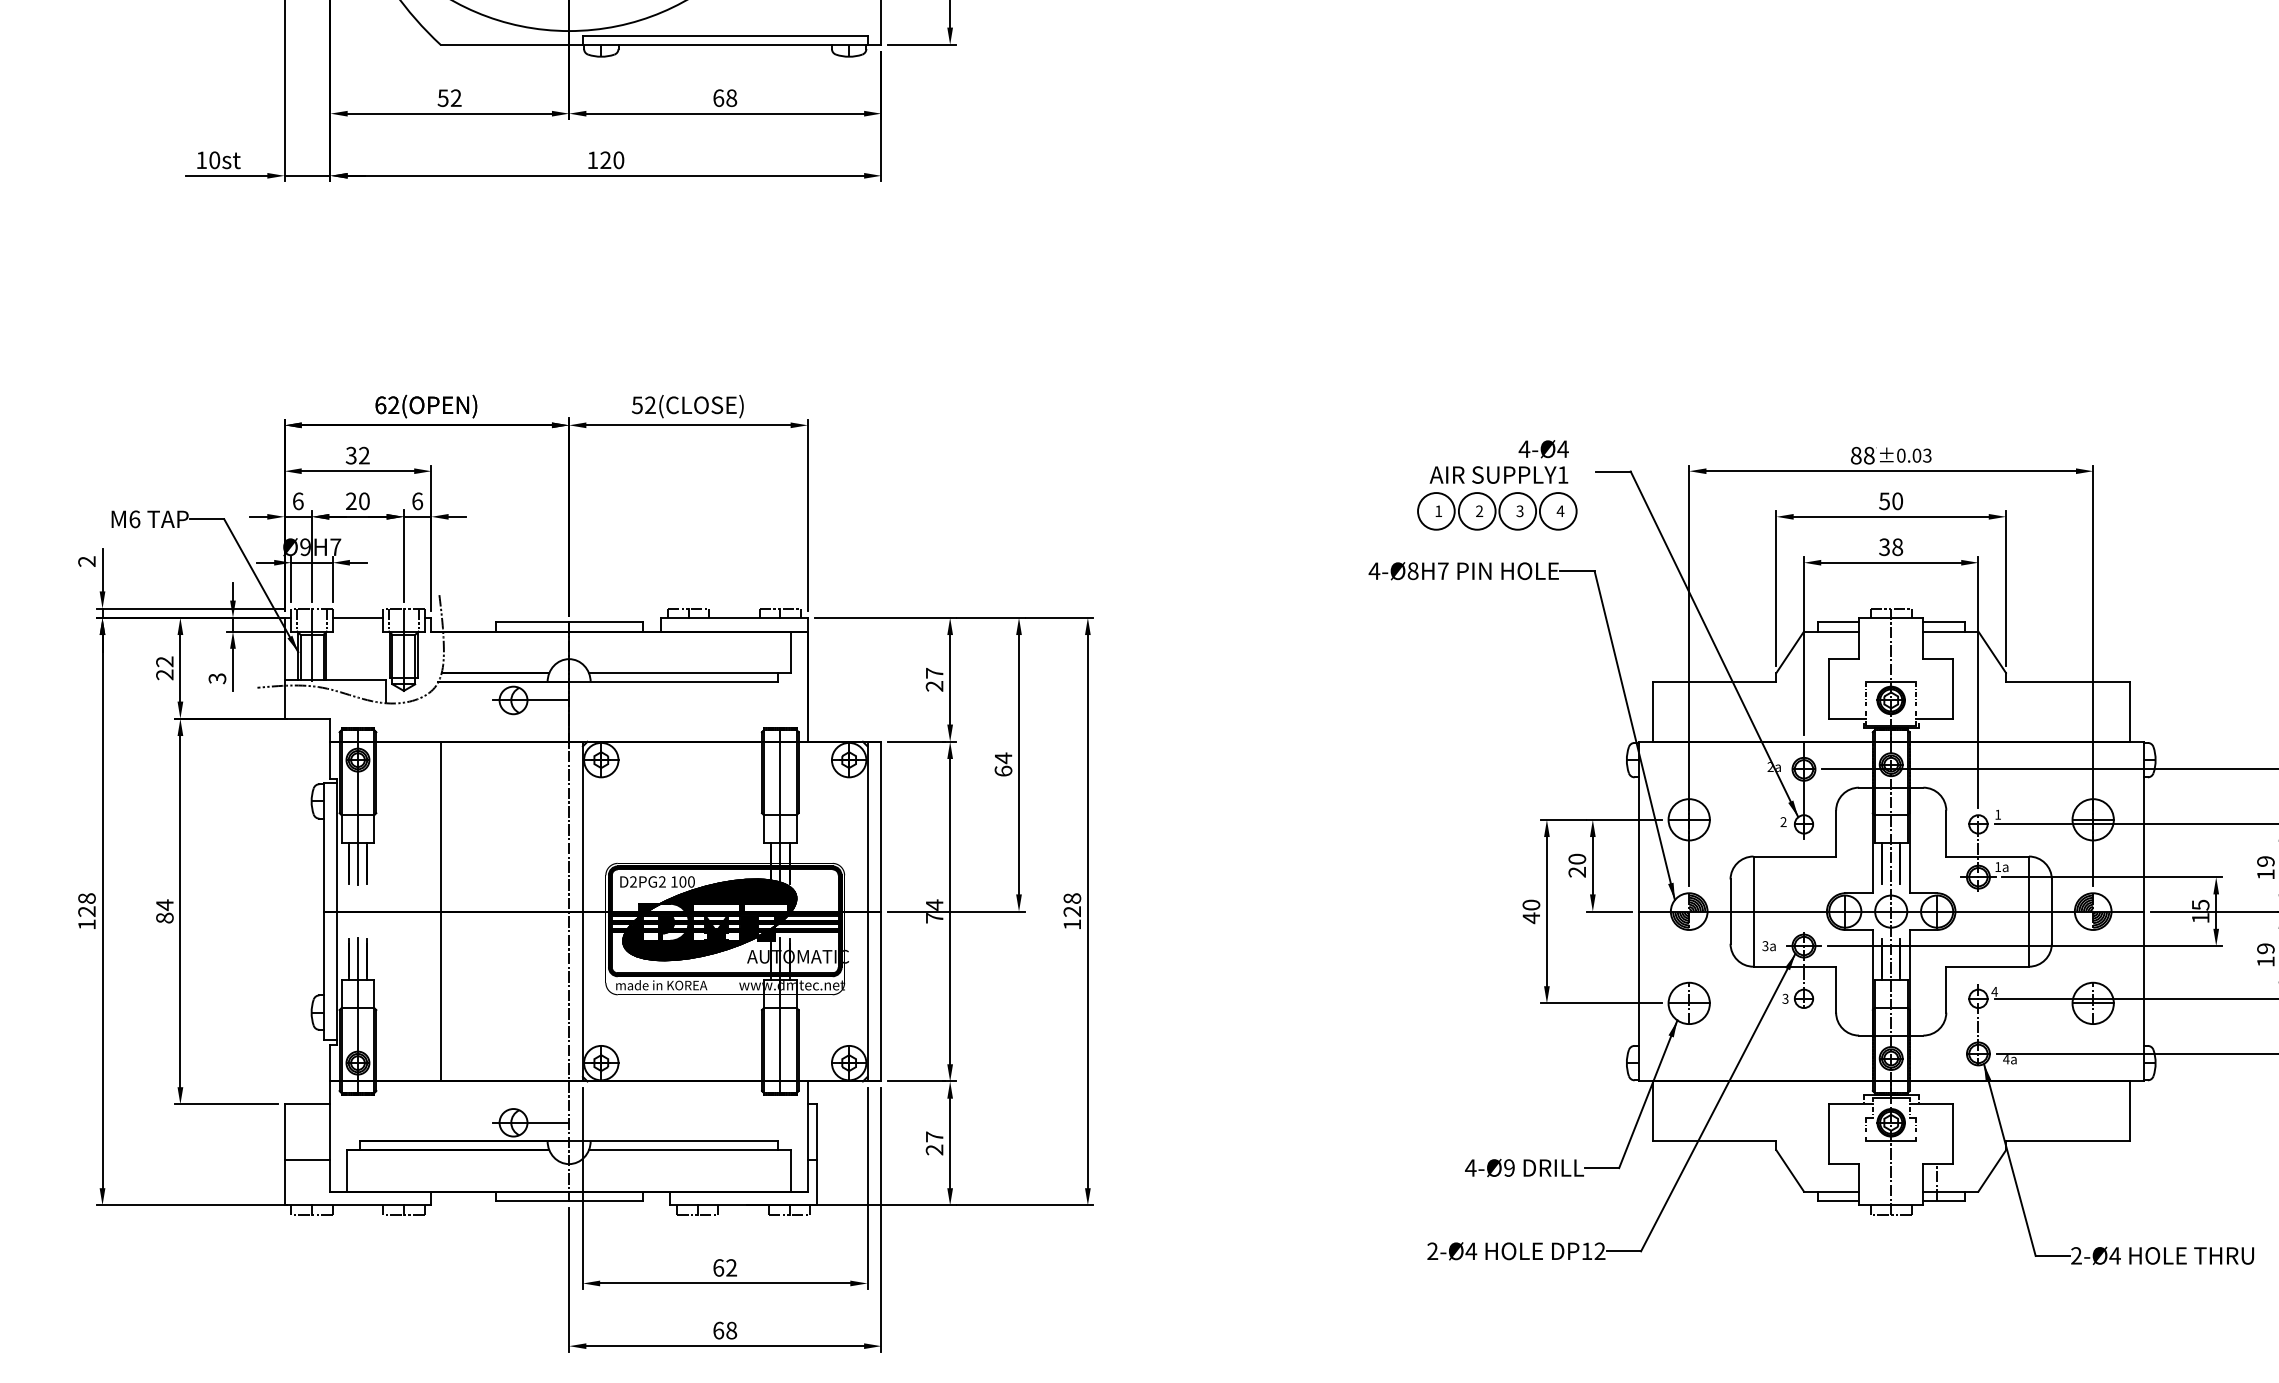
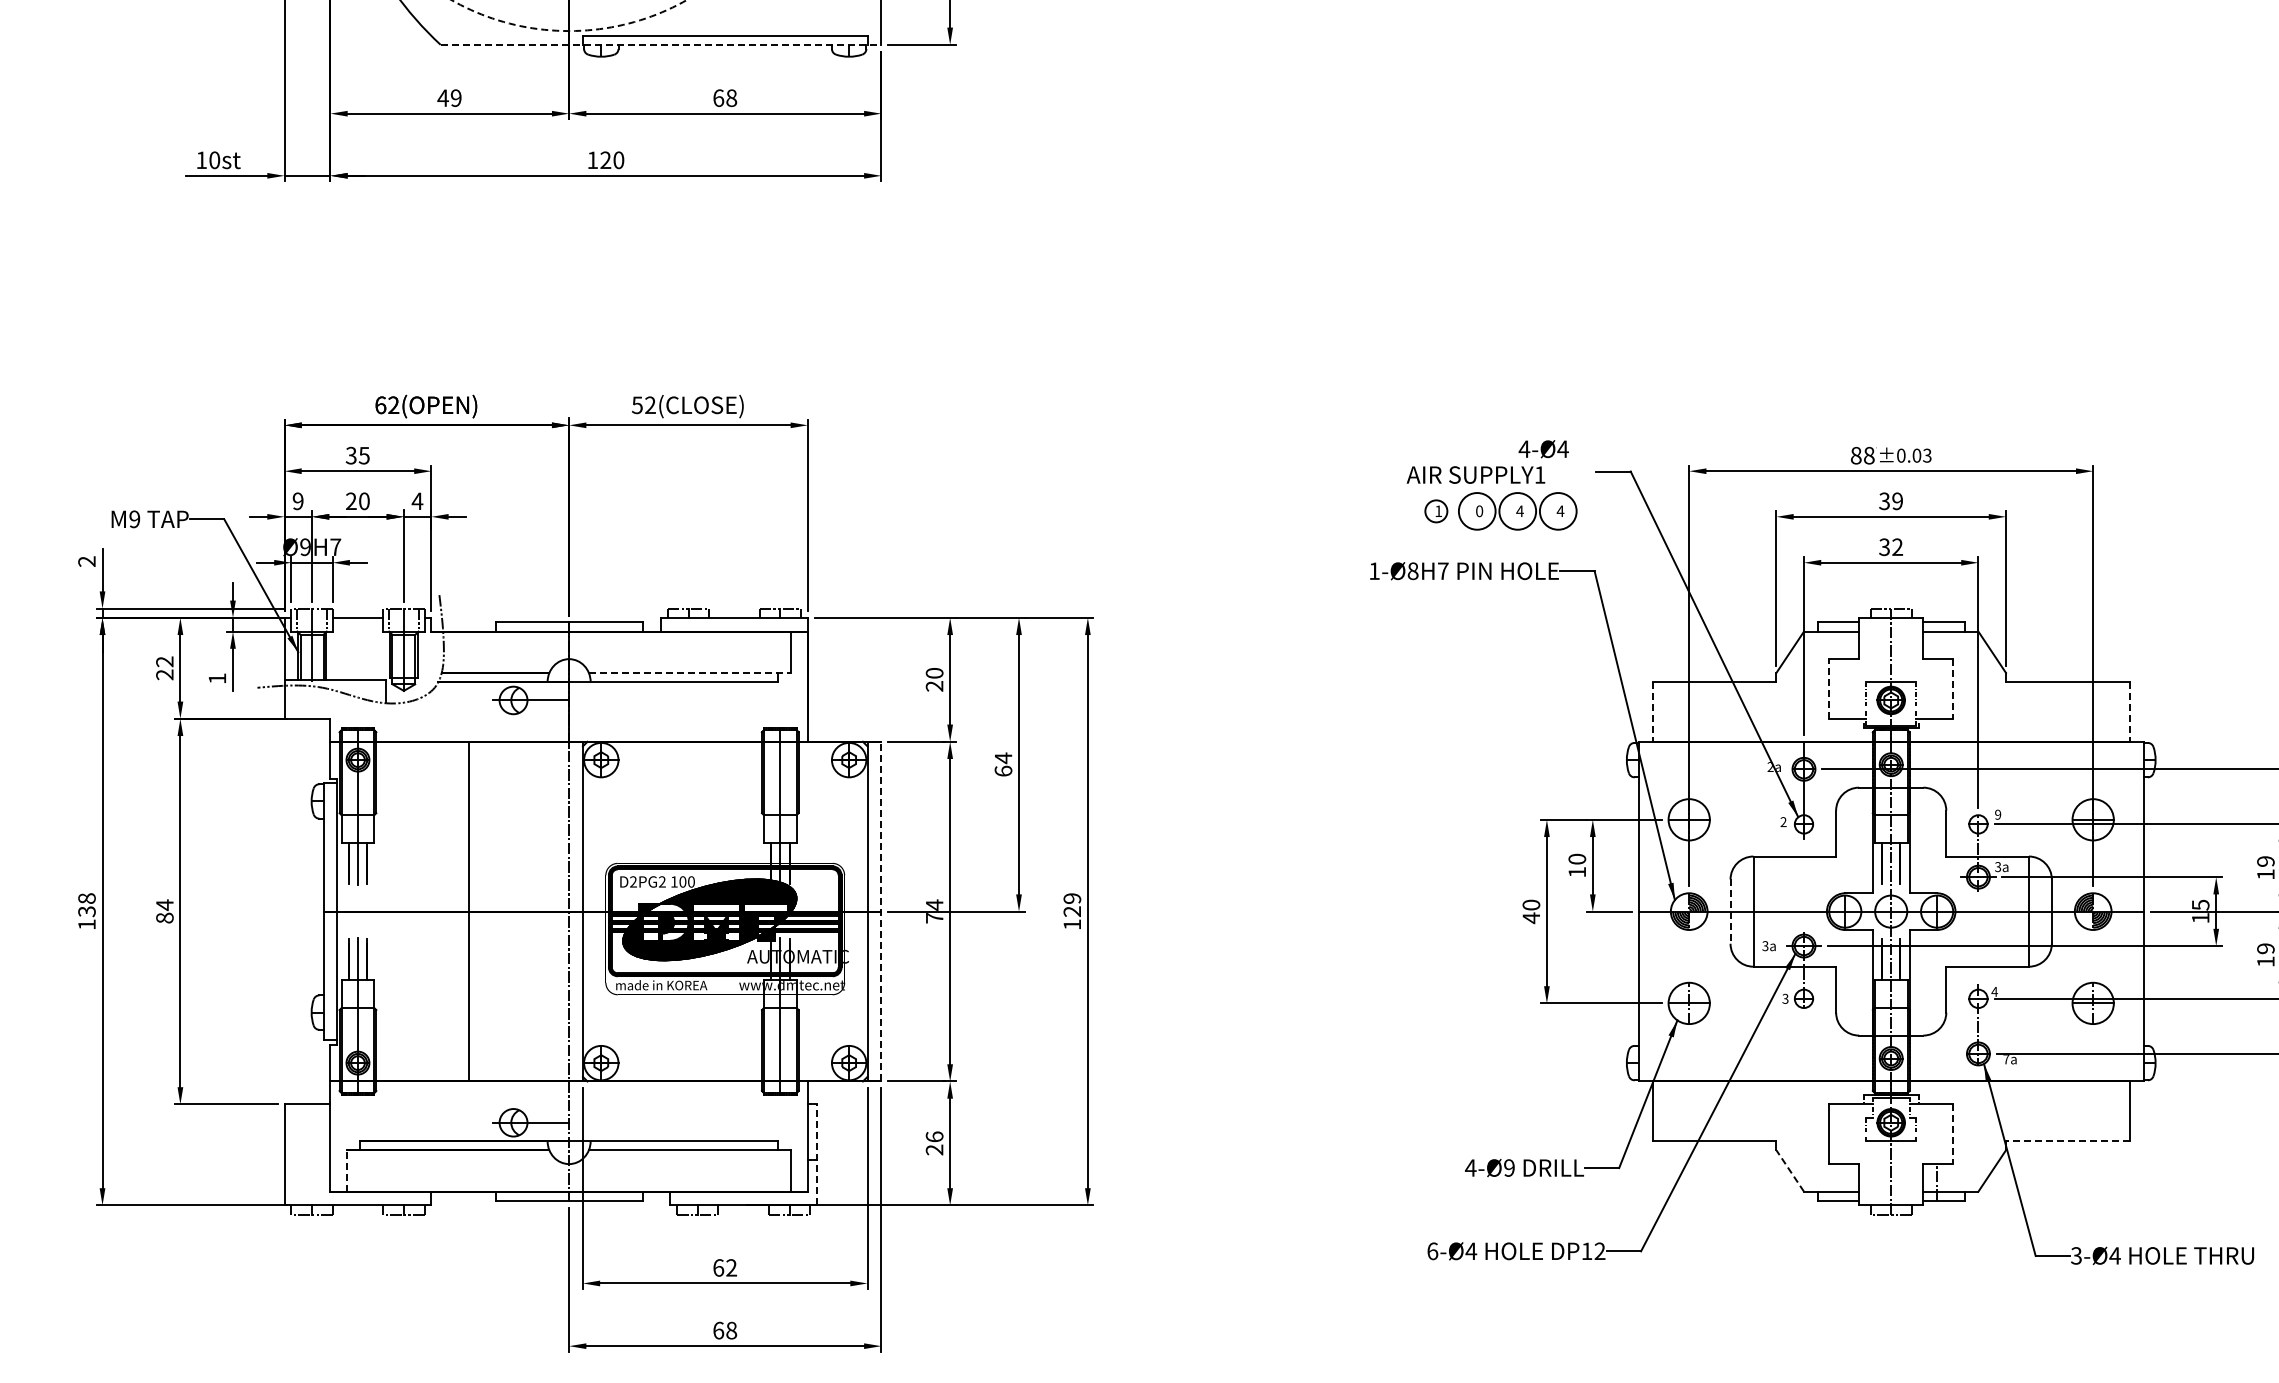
circle: solid -> dashed (569, 15)
line: solid -> dashed (661, 44)
text: 52 -> 49 (449, 98)
text: 32 -> 35 (363, 455)
text position: (1498, 474) -> (1475, 474) (1475, 474)
text: 6 -> 9 (297, 501)
text: 6 -> 4 (417, 501)
text: 50 -> 39 (1891, 501)
circle diameter: 37 px -> 22 px (1436, 511)
text: 2 -> 0 (1479, 511)
text: 3 -> 4 (1519, 511)
text: M6 -> M9 (134, 519)
text: 38 -> 32 (1897, 547)
text: 4-Ø8H7 -> 1-Ø8H7 (1374, 570)
line: solid -> dashed (690, 672)
text: 27 -> 20 (934, 672)
text: 3 -> 1 (217, 678)
line: solid -> dashed (1829, 688)
line: solid -> dashed (1953, 688)
line: solid -> dashed (1652, 711)
line: solid -> dashed (2129, 711)
text: 1 -> 9 (1998, 814)
text: 1a -> 3a (1998, 867)
text: 20 -> 10 (1576, 872)
text: 128 -> 129 (1072, 898)
text: 128 -> 138 (86, 911)
line position: (440, 911) -> (468, 911) (468, 911)
line: solid -> dashed (881, 911)
line: solid -> dashed (1730, 912)
text: 4a -> 7a (2006, 1059)
line: solid -> dashed (1953, 1134)
text: 27 -> 26 (934, 1136)
line: solid -> dashed (2067, 1141)
line: solid -> dashed (817, 1154)
line: present -> none (307, 1159)
line: solid -> dashed (346, 1171)
line: solid -> dashed (1790, 1171)
text: 2-Ø4 -> 6-Ø4 (1432, 1251)
text: 2-Ø4 -> 3-Ø4 (2076, 1255)
